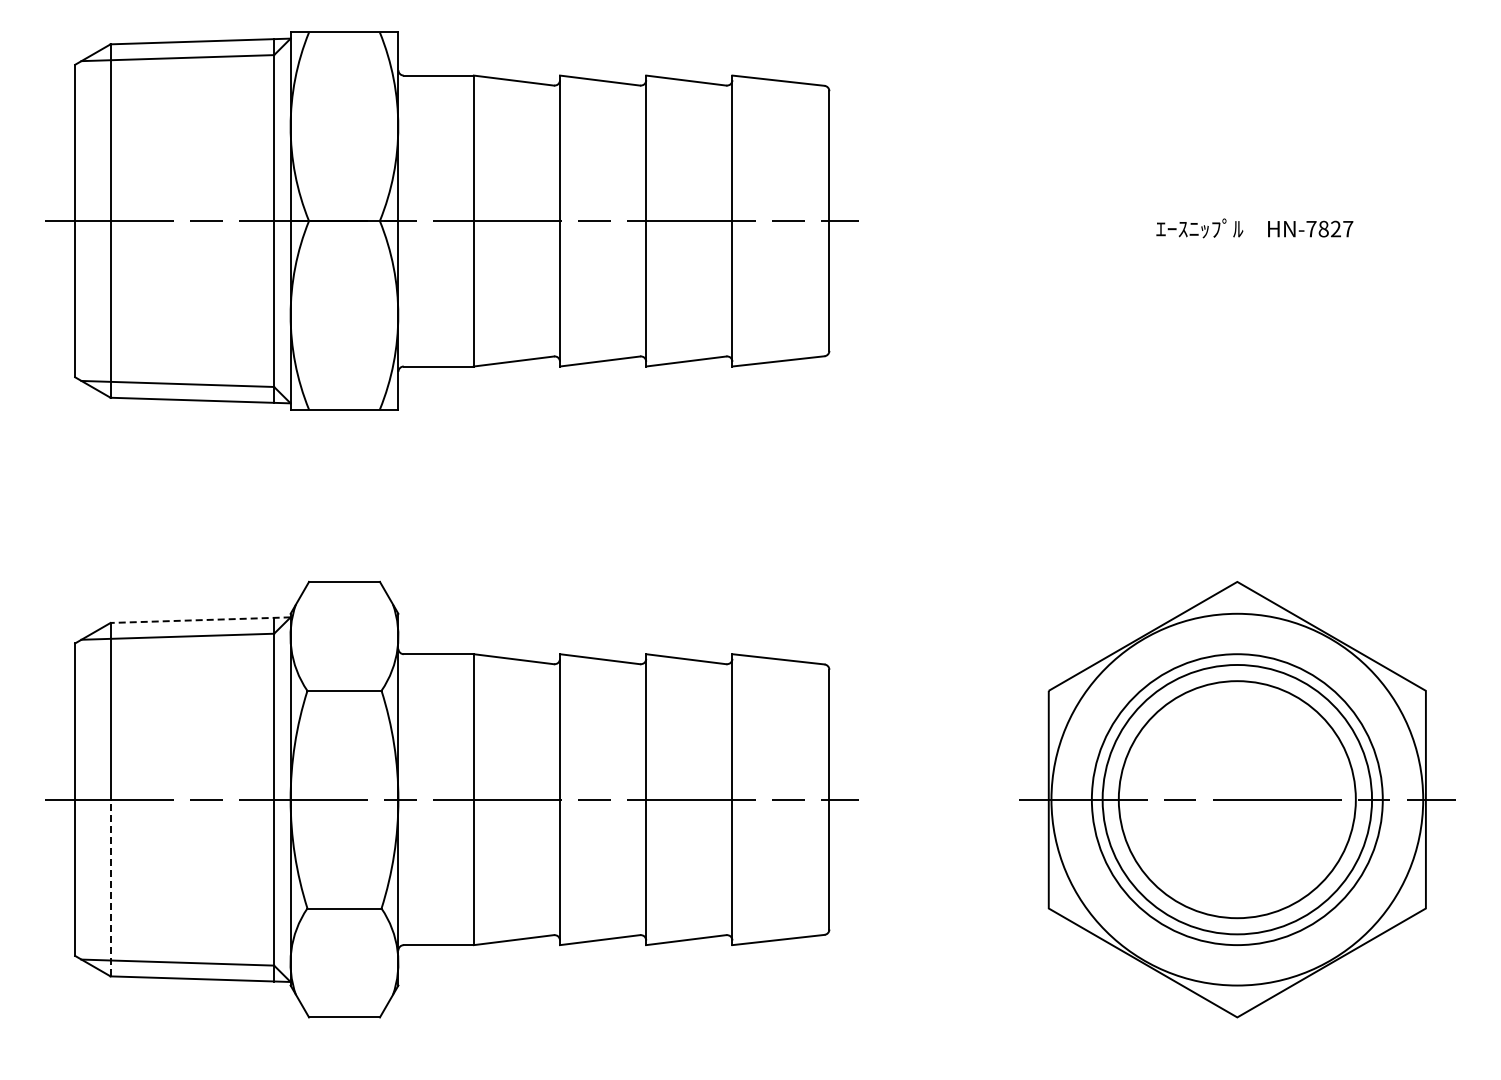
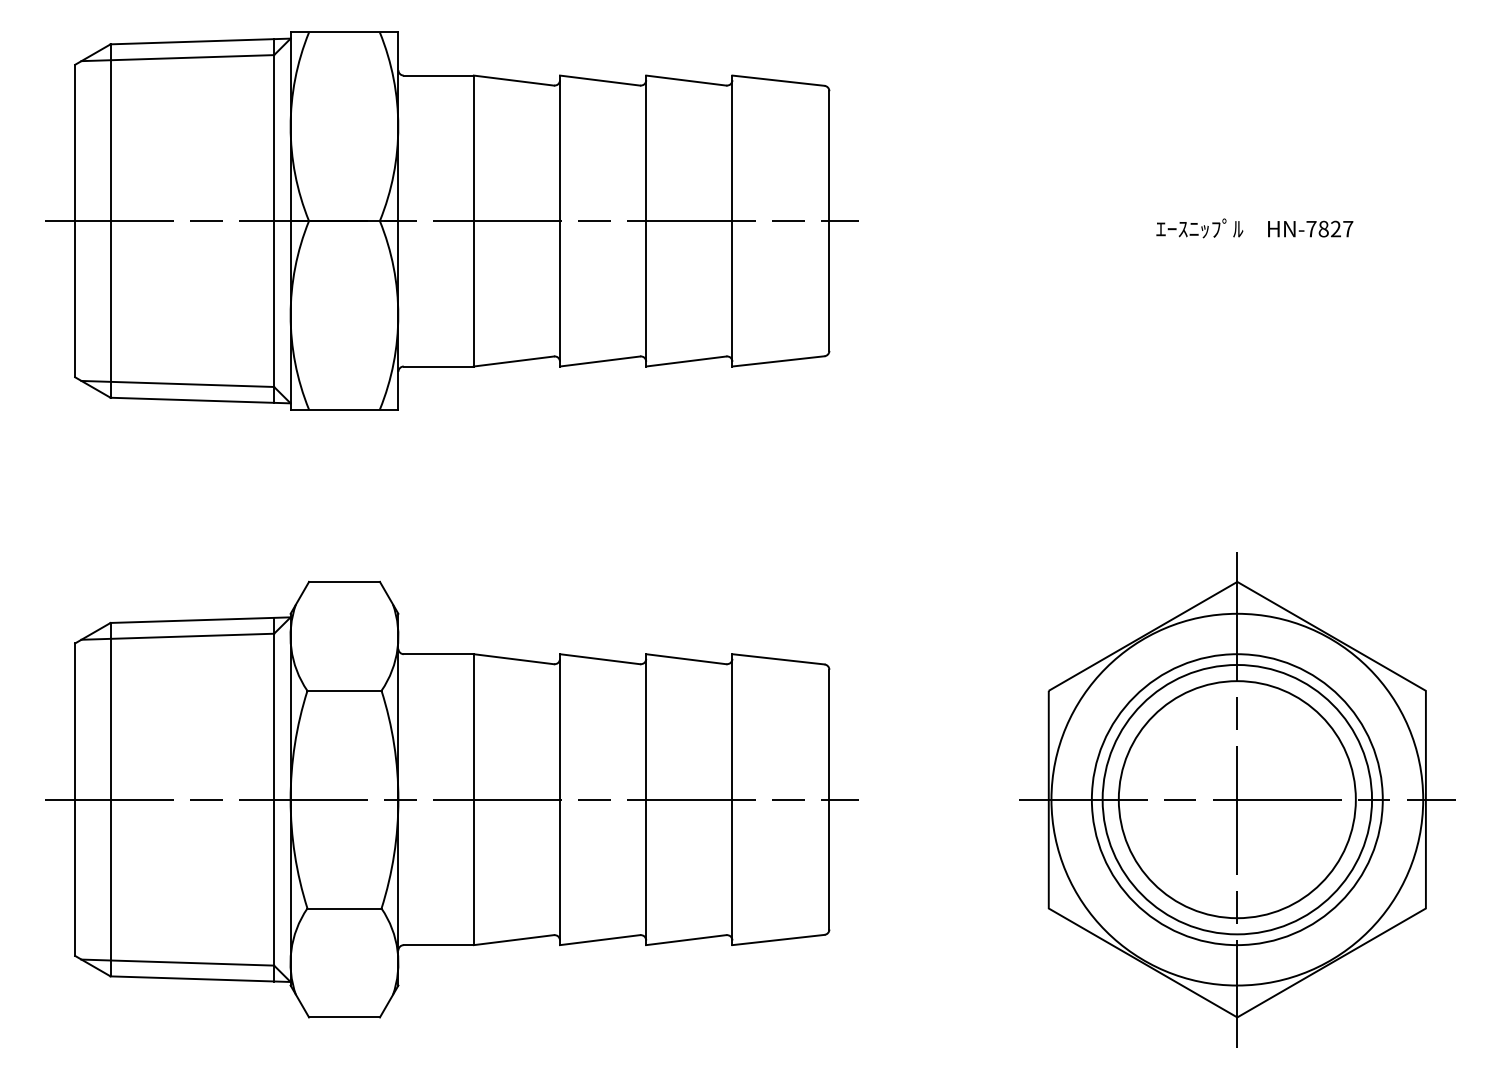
line: dashed -> solid (200, 620)
line: none -> present (1237, 799)
line: dashed -> solid (110, 887)
